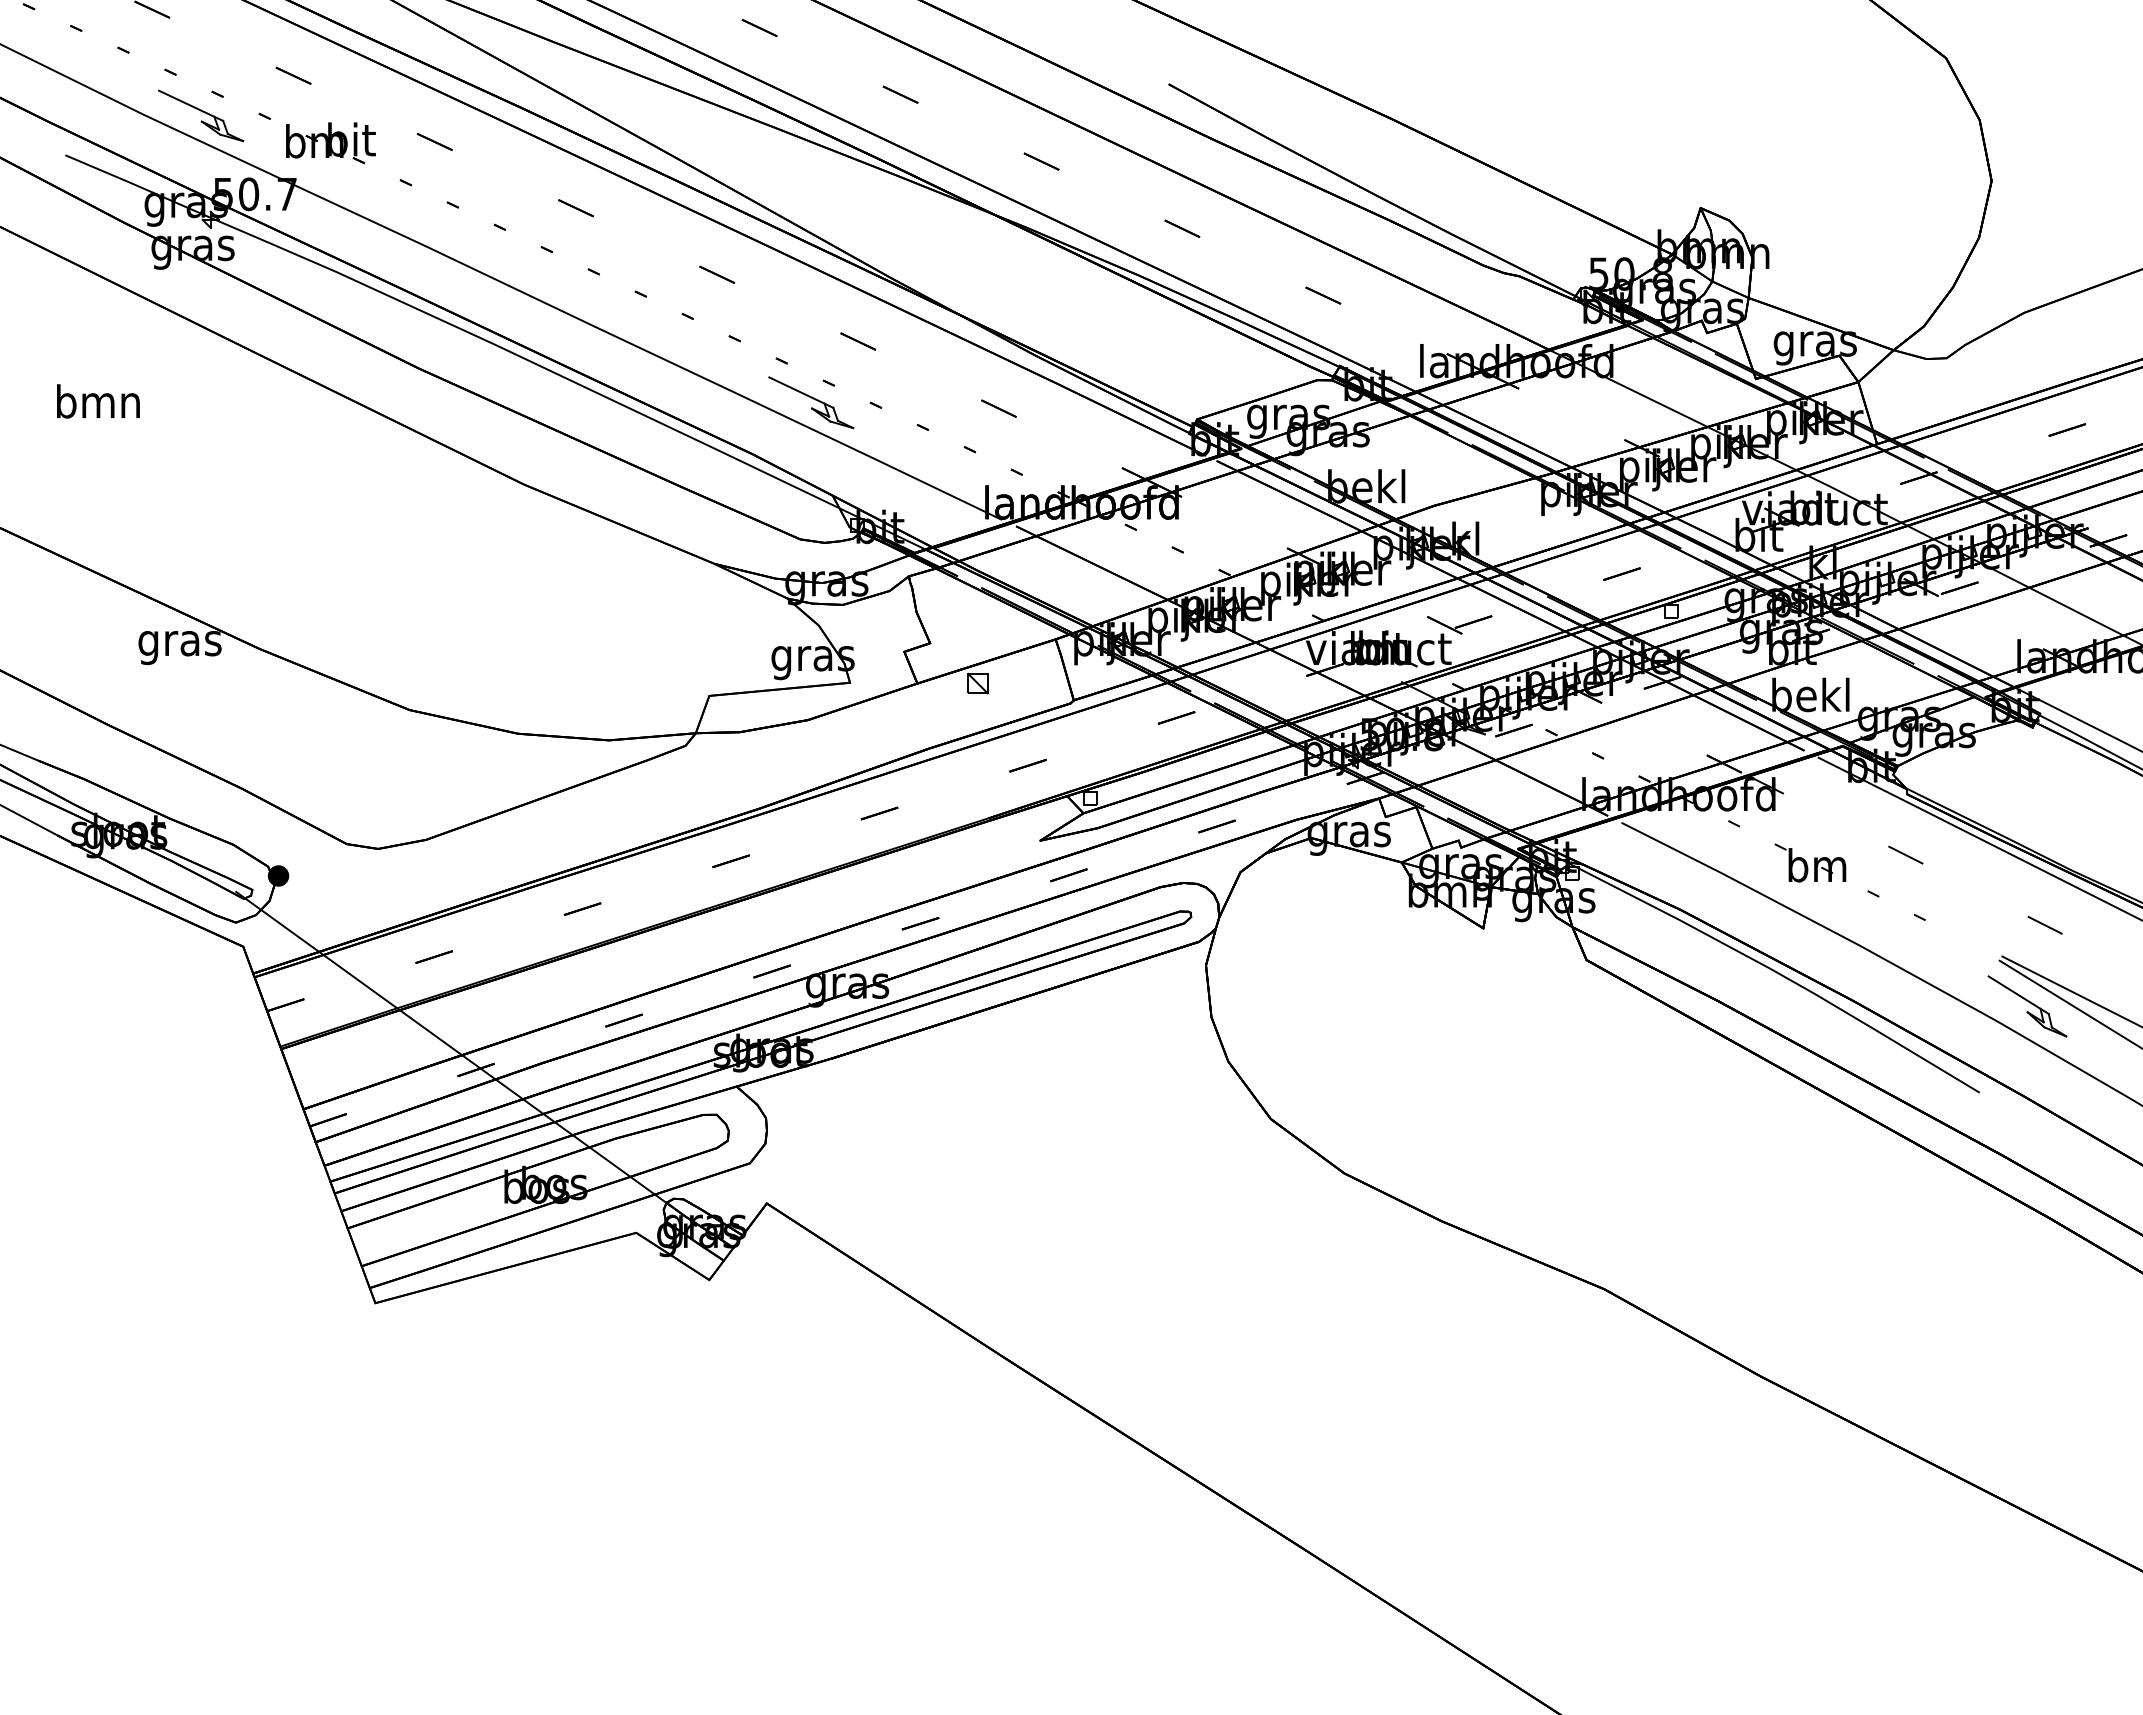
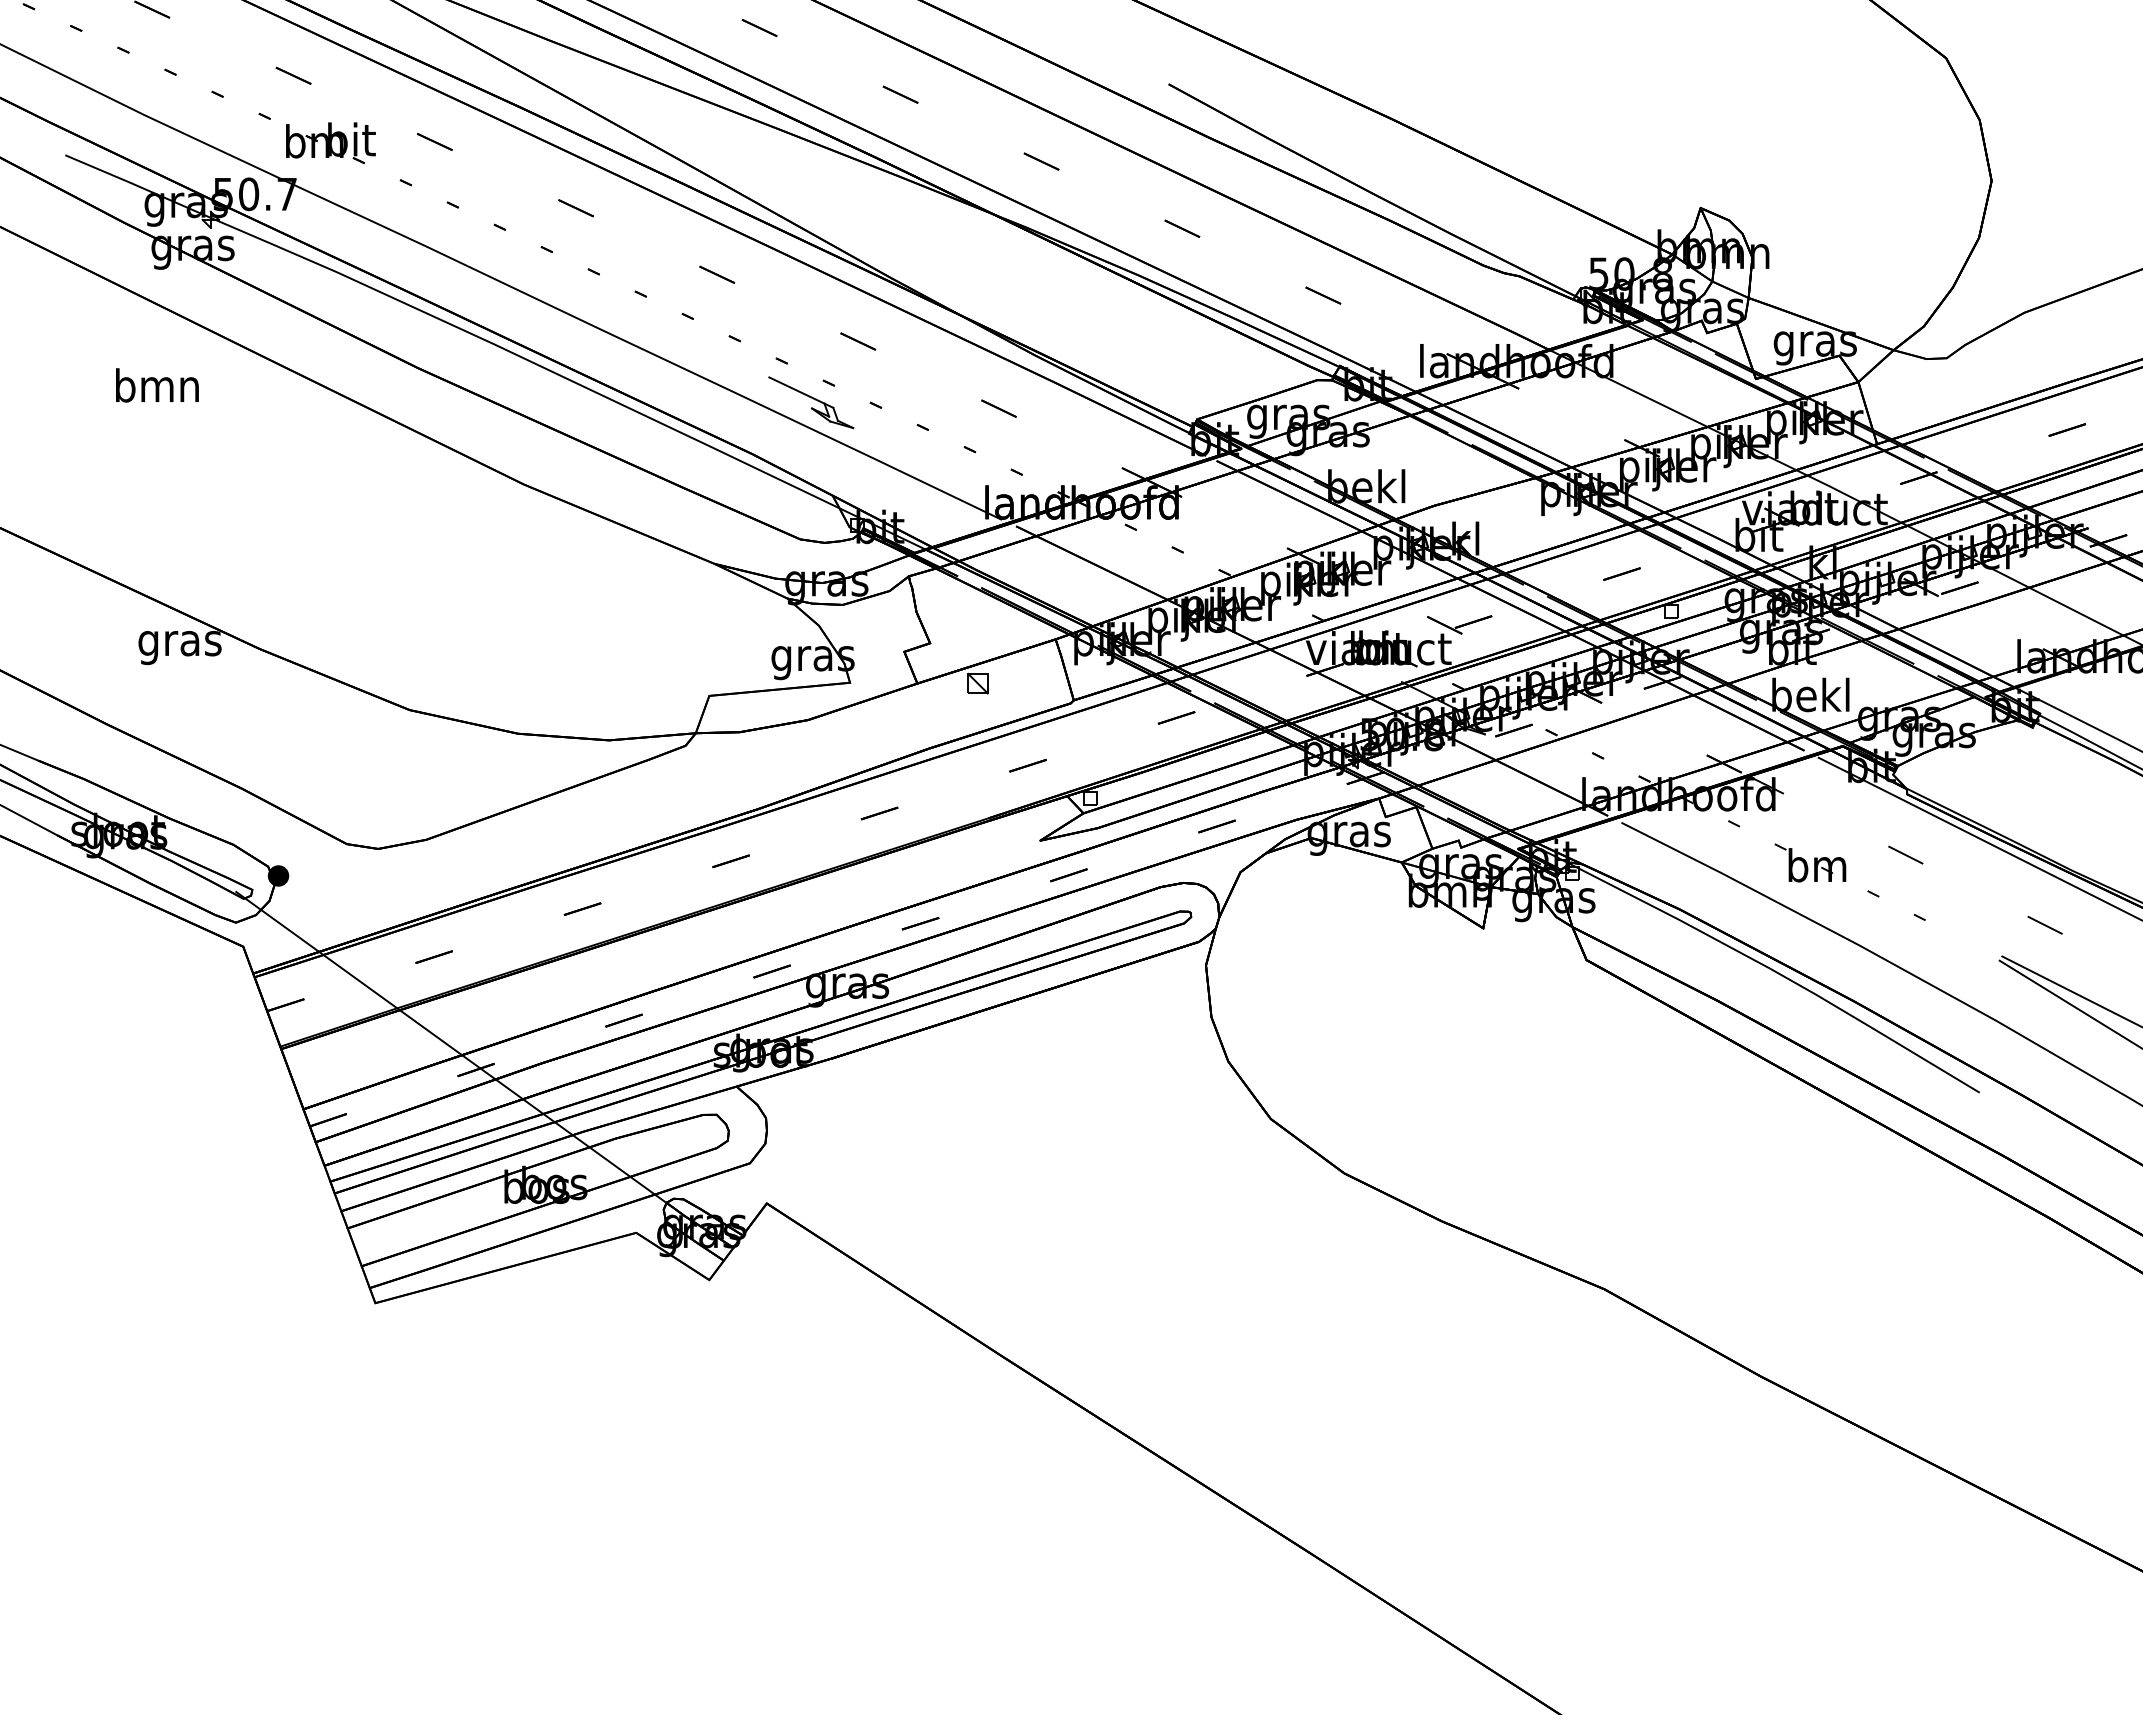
part: present -> none (201, 115)
text position: (98, 401) -> (157, 385) (157, 385)
part: present -> none (2027, 1006)
